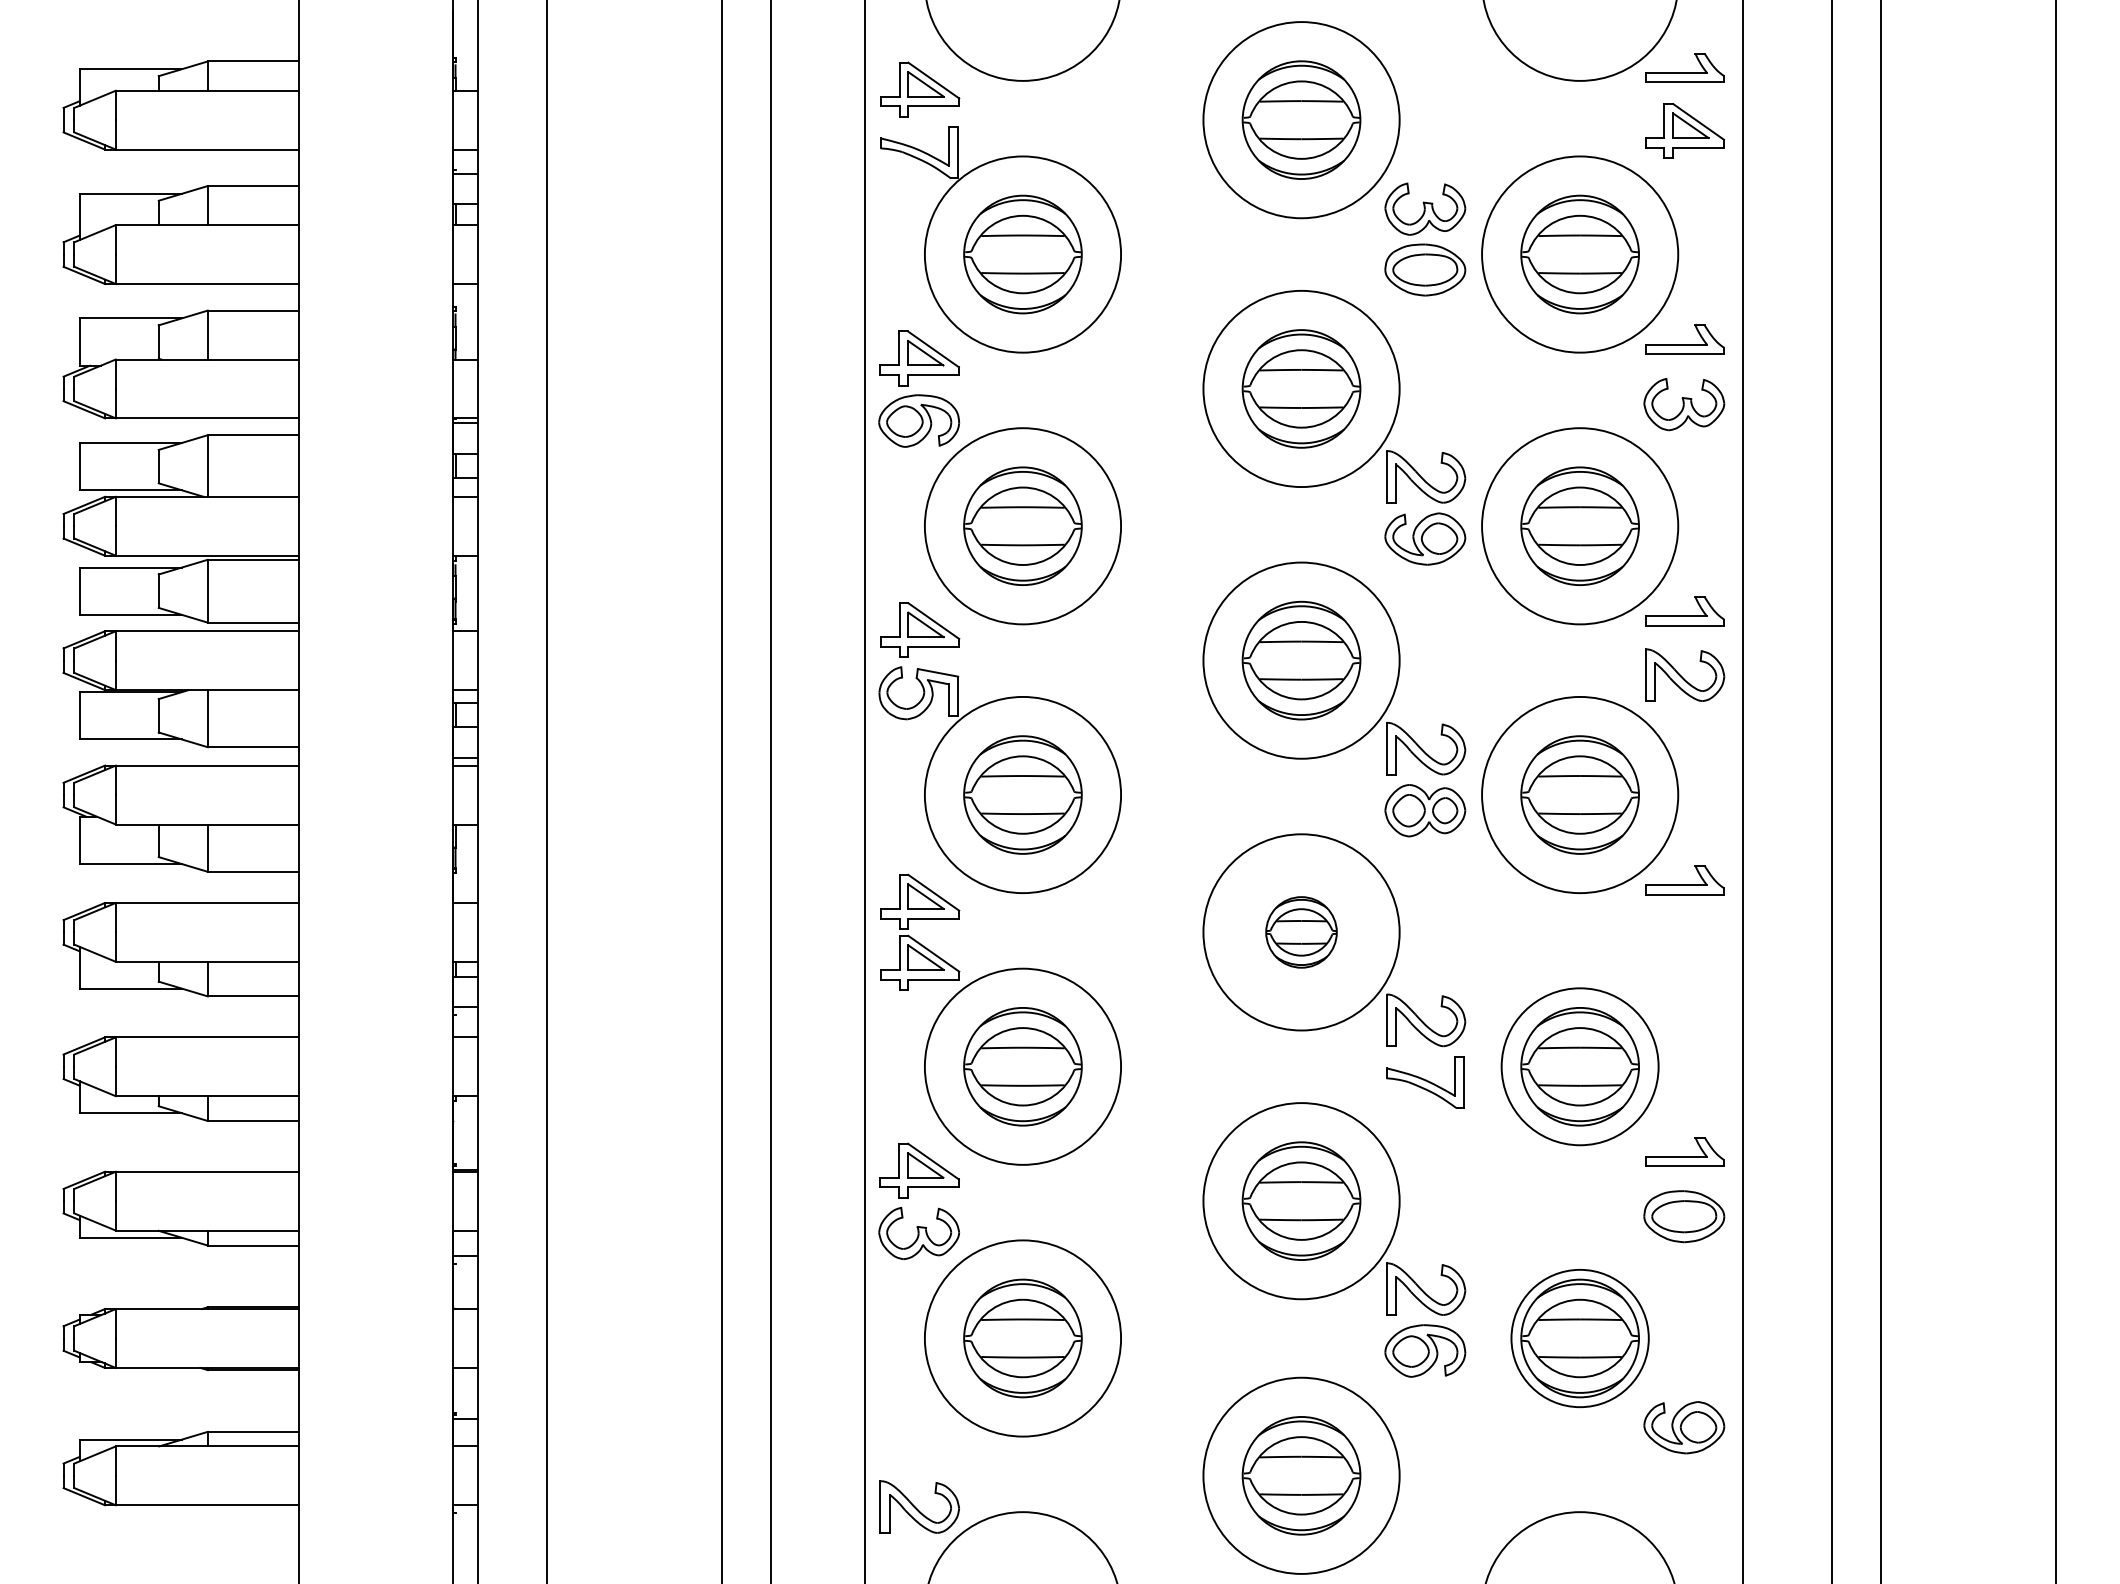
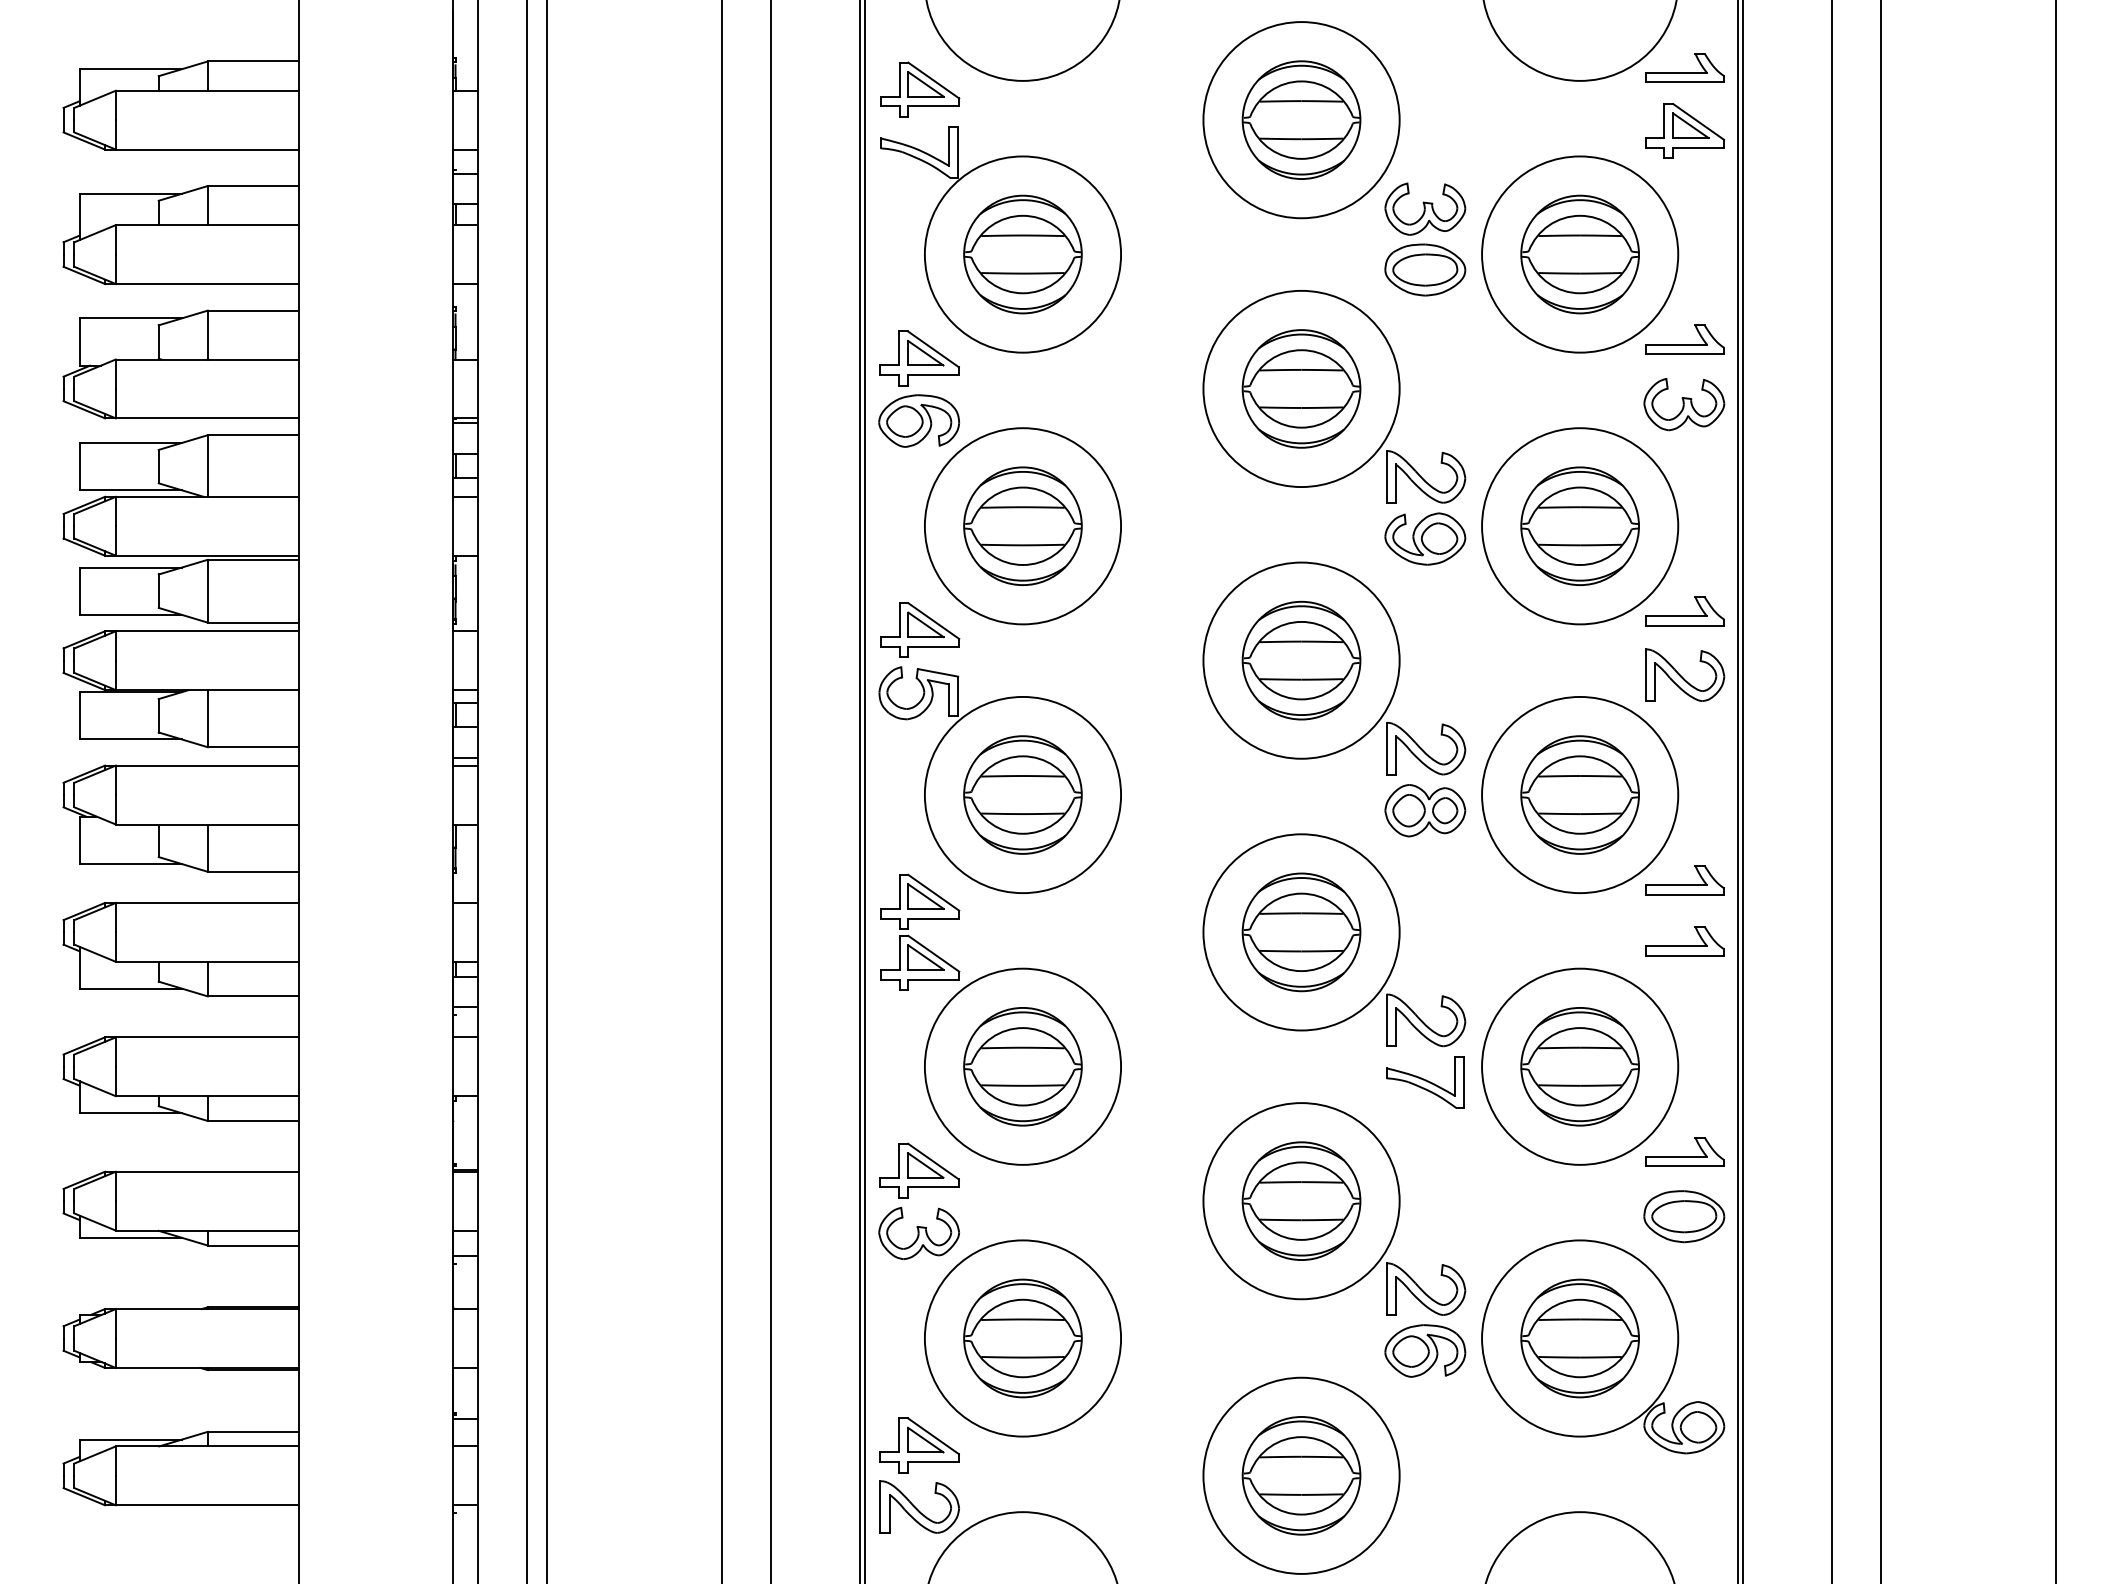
line: none -> present (526, 791)
line: none -> present (860, 791)
line: none -> present (1738, 791)
part size: 73x73 px -> 121x121 px (1301, 932)
part: none -> present (1684, 941)
circle diameter: 157 px -> 196 px (1580, 1066)
circle diameter: 137 px -> 196 px (1580, 1338)
part: none -> present (919, 1445)
